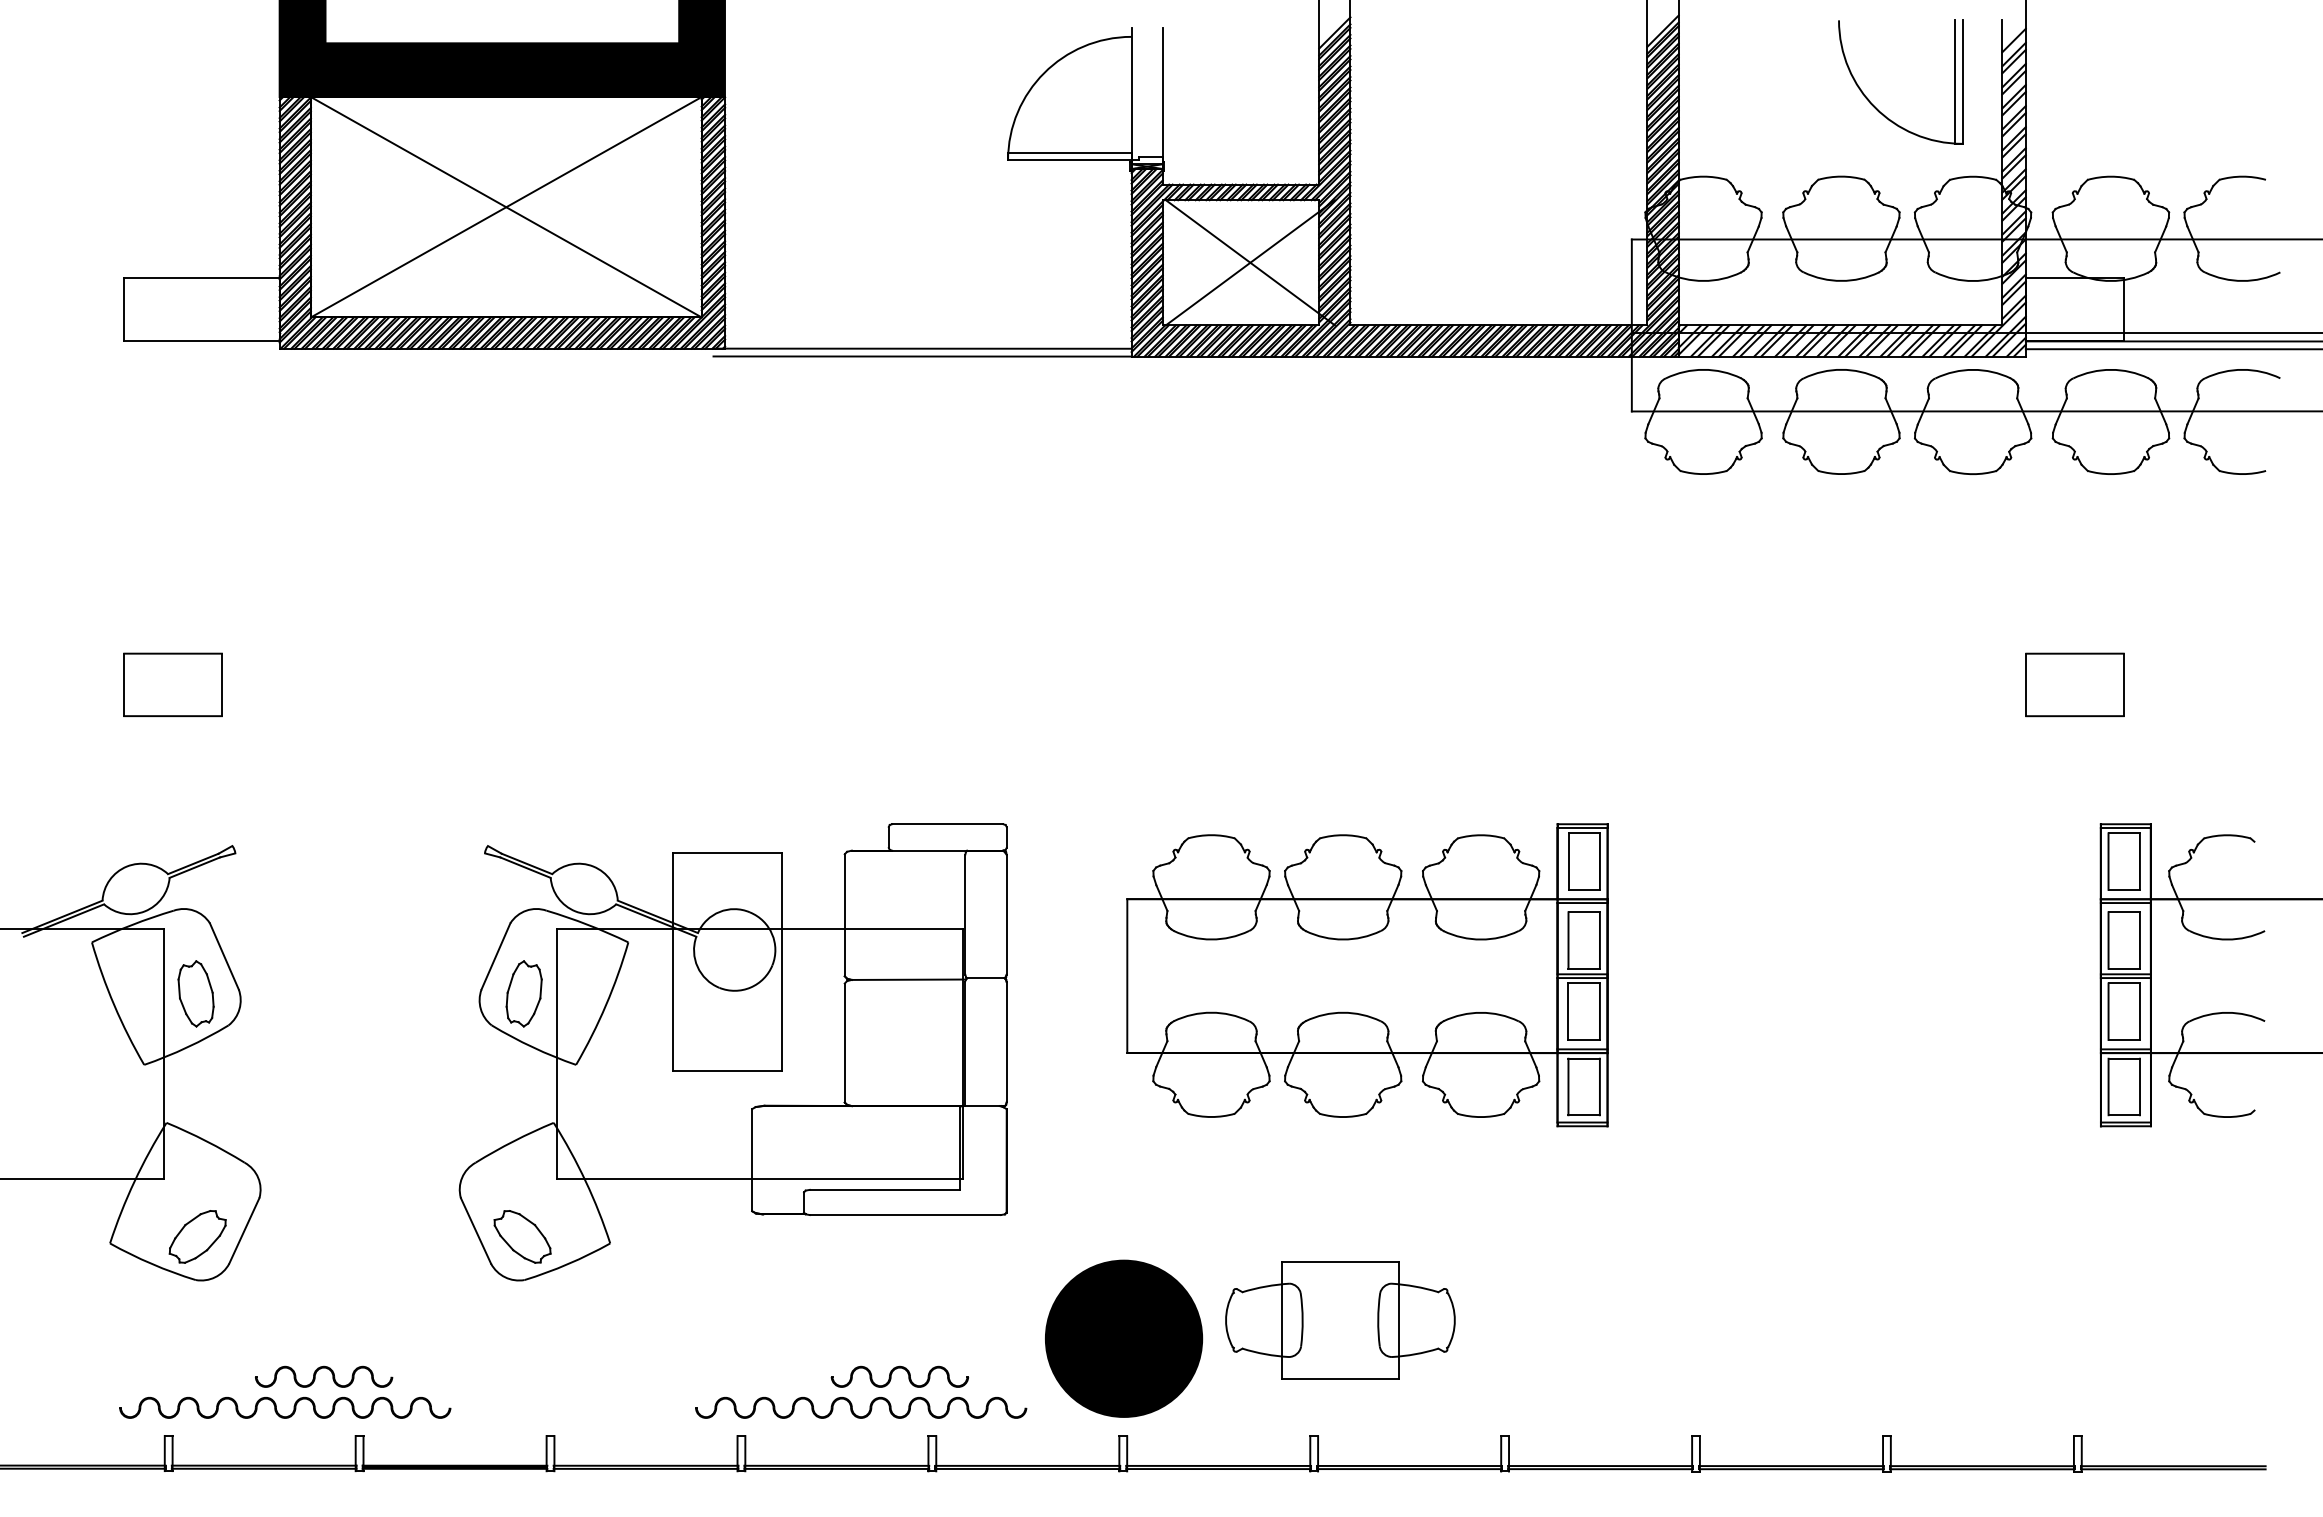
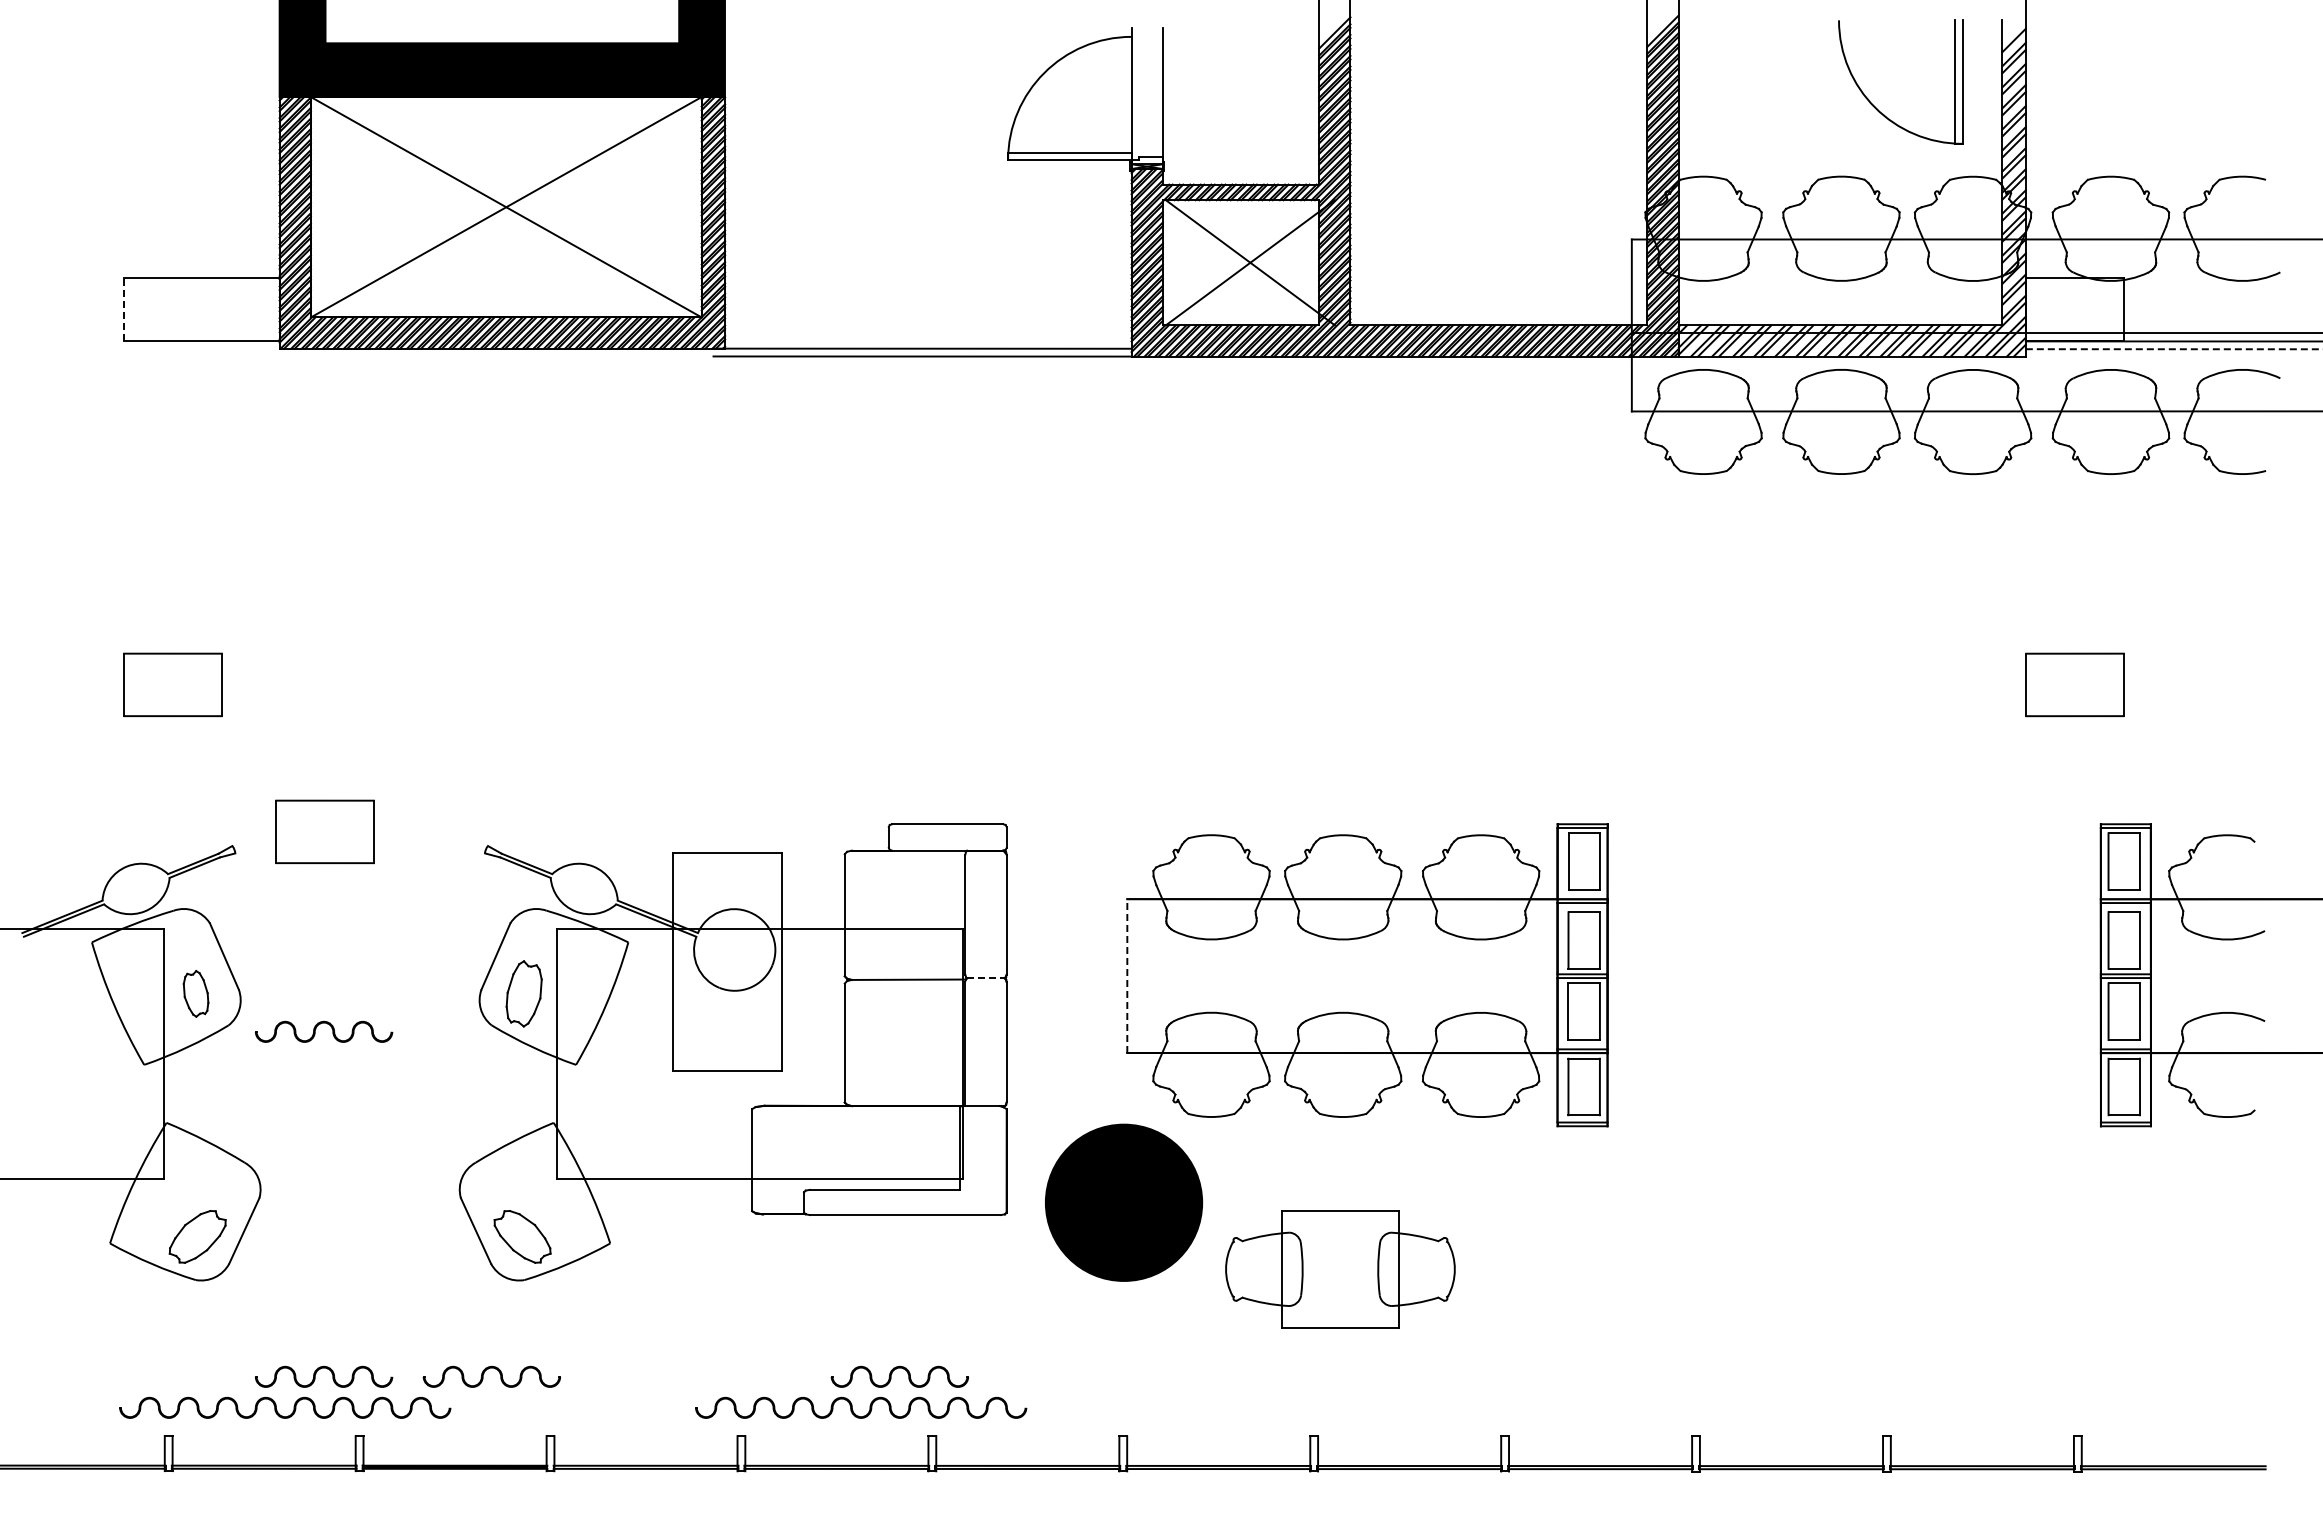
line: solid -> dashed (123, 309)
line: solid -> dashed (2174, 349)
part: none -> present (324, 831)
line: solid -> dashed (1127, 976)
line: solid -> dashed (986, 978)
part size: 38x68 px -> 28x48 px (195, 993)
part: none -> present (327, 1024)
part position: (1340, 1320) -> (1340, 1269) (1340, 1269)
part position: (1124, 1338) -> (1124, 1202) (1124, 1202)
part: none -> present (488, 1369)
